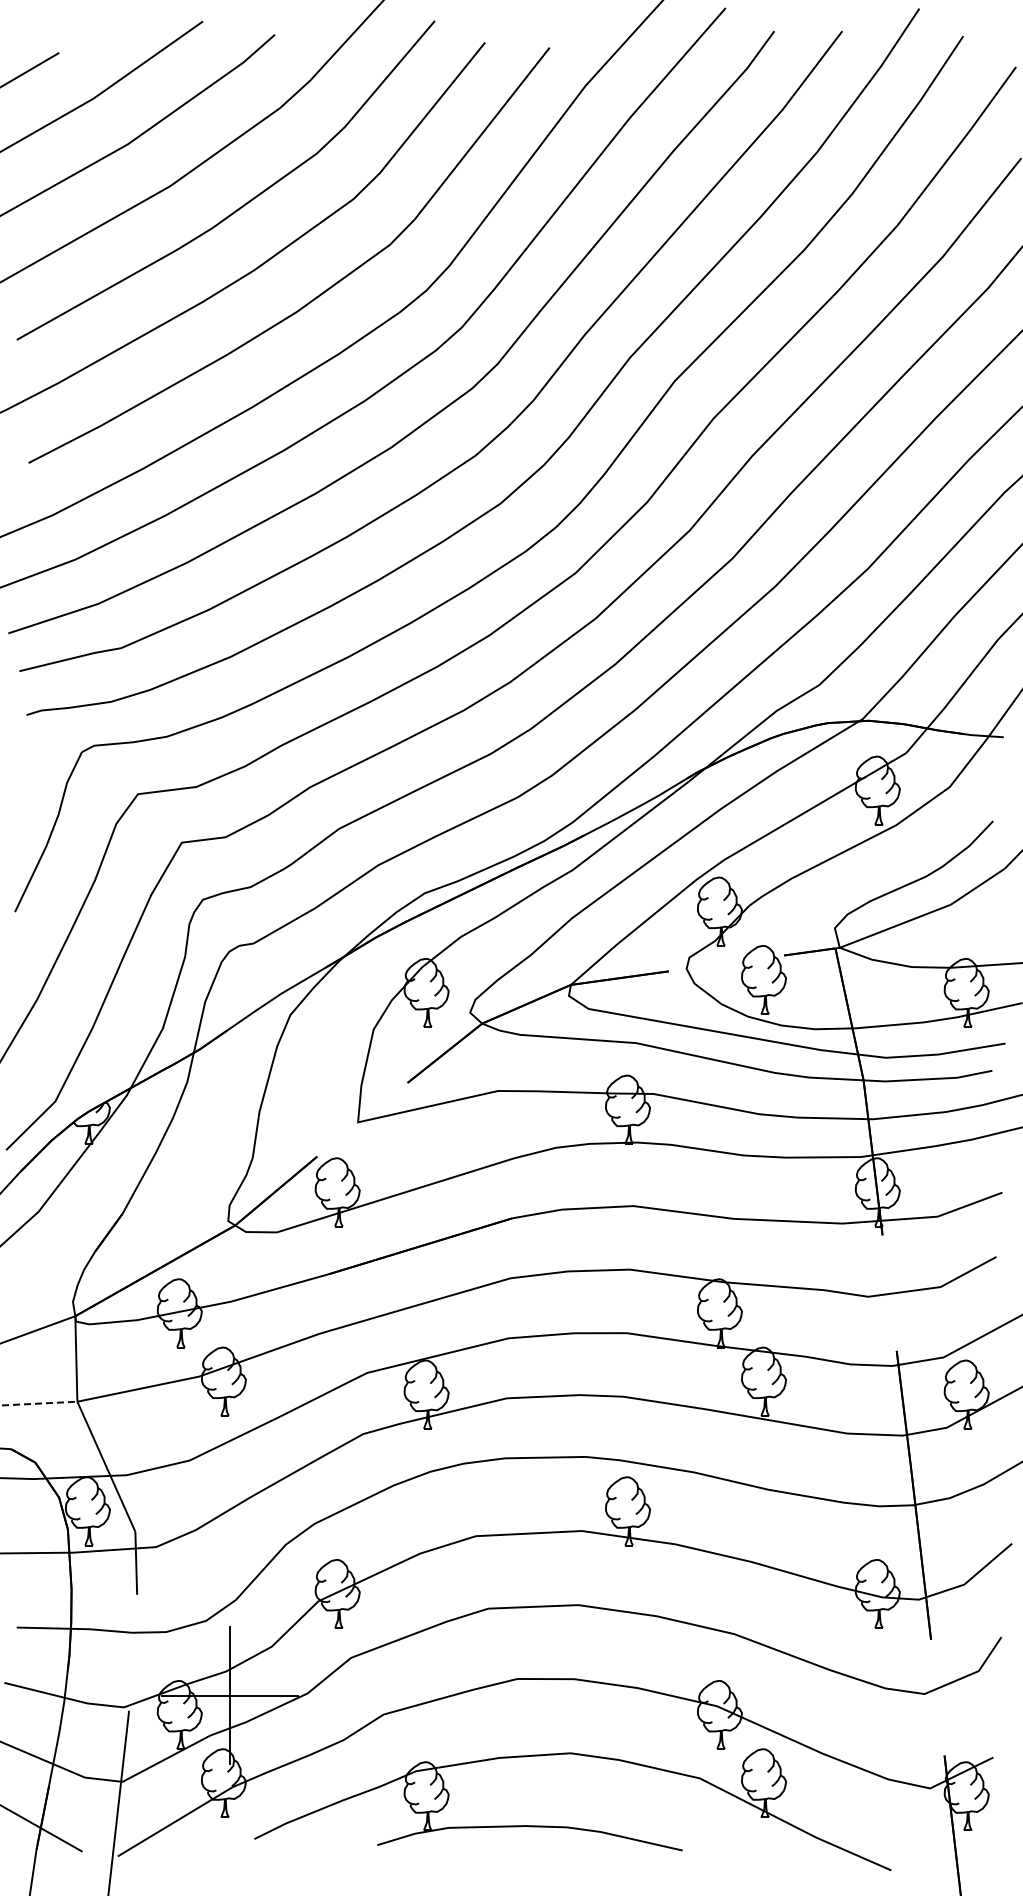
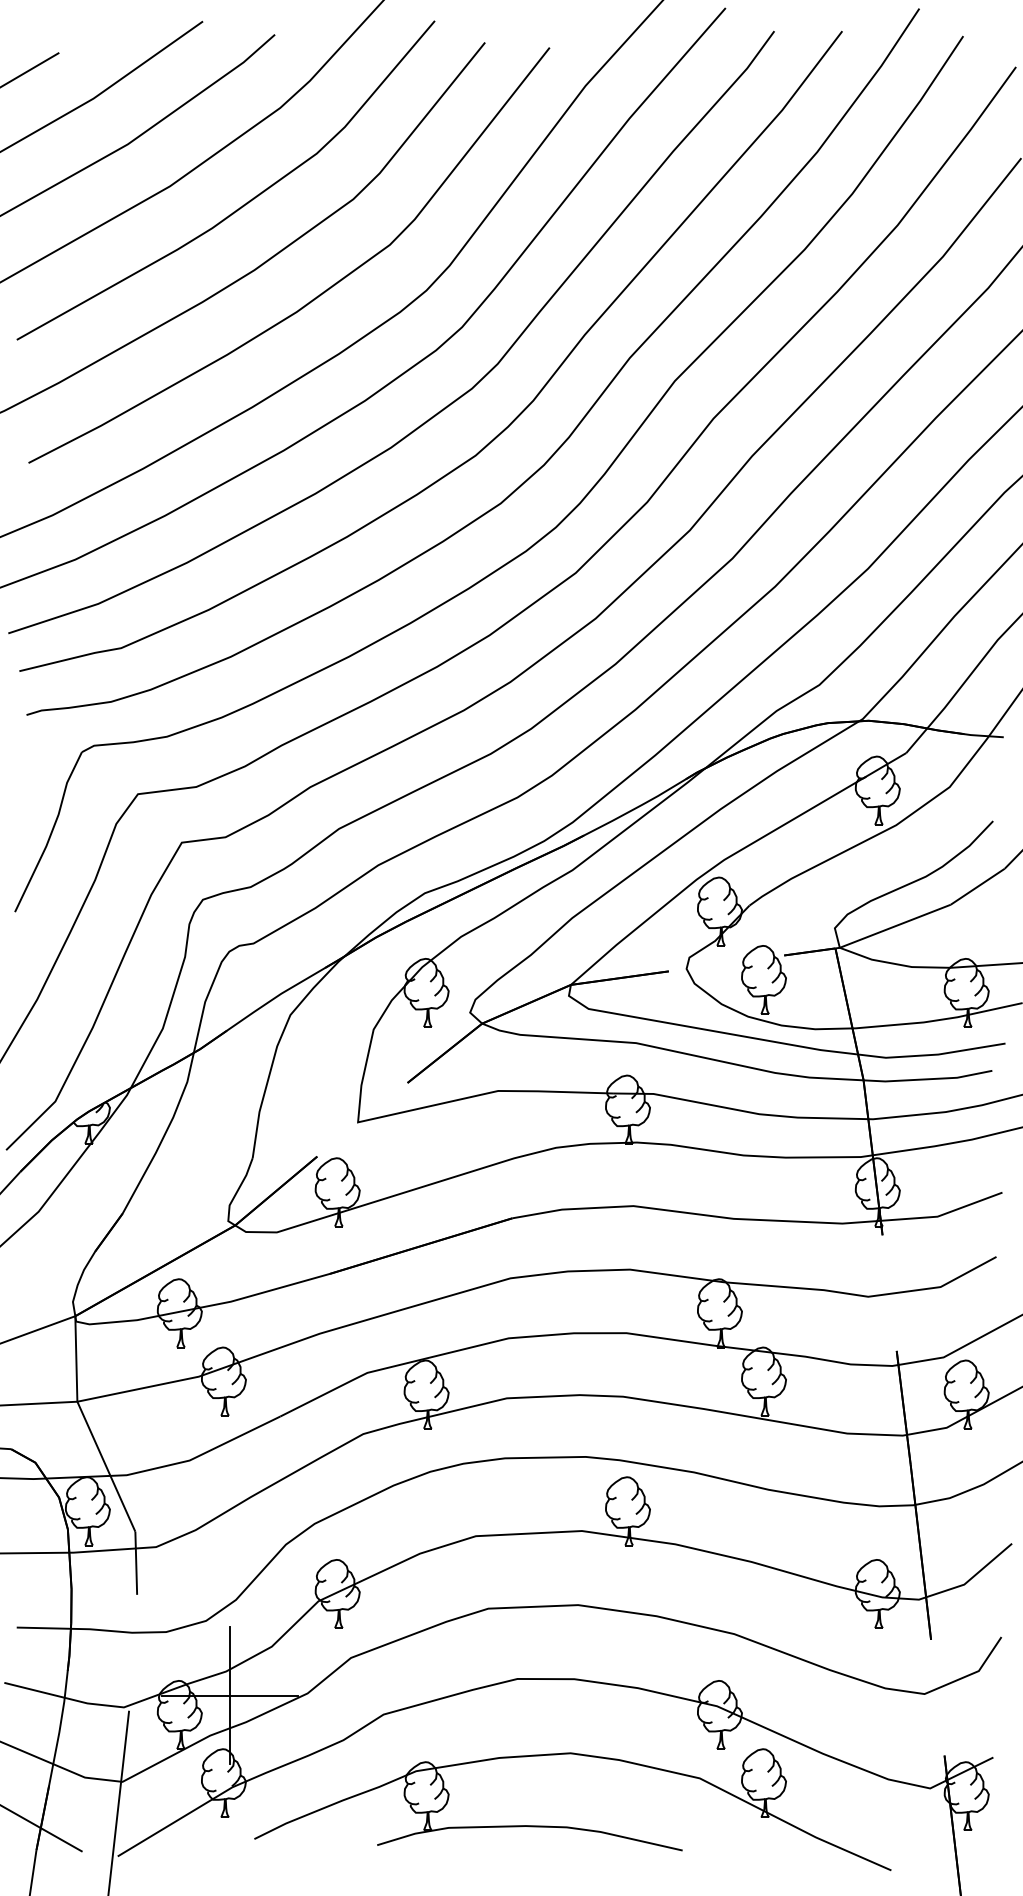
line: dashed -> solid (39, 1403)
